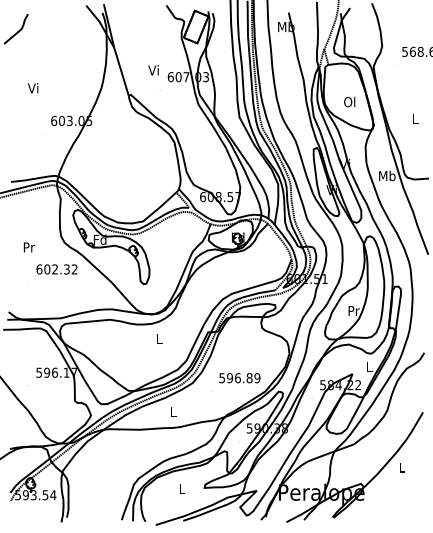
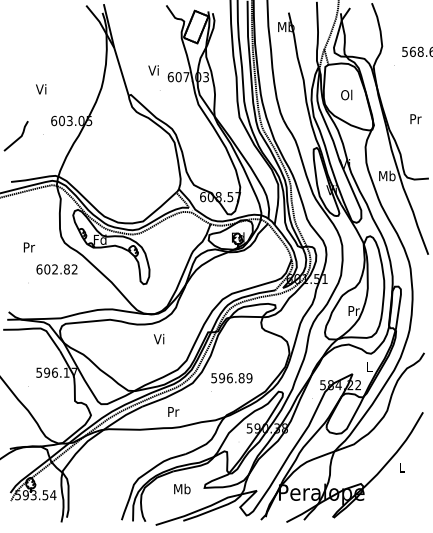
line position: (17, 31) -> (17, 138) (17, 138)
text position: (33, 88) -> (41, 89) (41, 89)
text position: (349, 101) -> (346, 94) (346, 94)
text: L -> Pr (415, 119)
text: 602.32 -> 602.82 (66, 269)
text: L -> Vi (158, 339)
text position: (239, 378) -> (231, 378) (231, 378)
text: L -> Pr (173, 411)
text: L -> Mb (182, 488)
